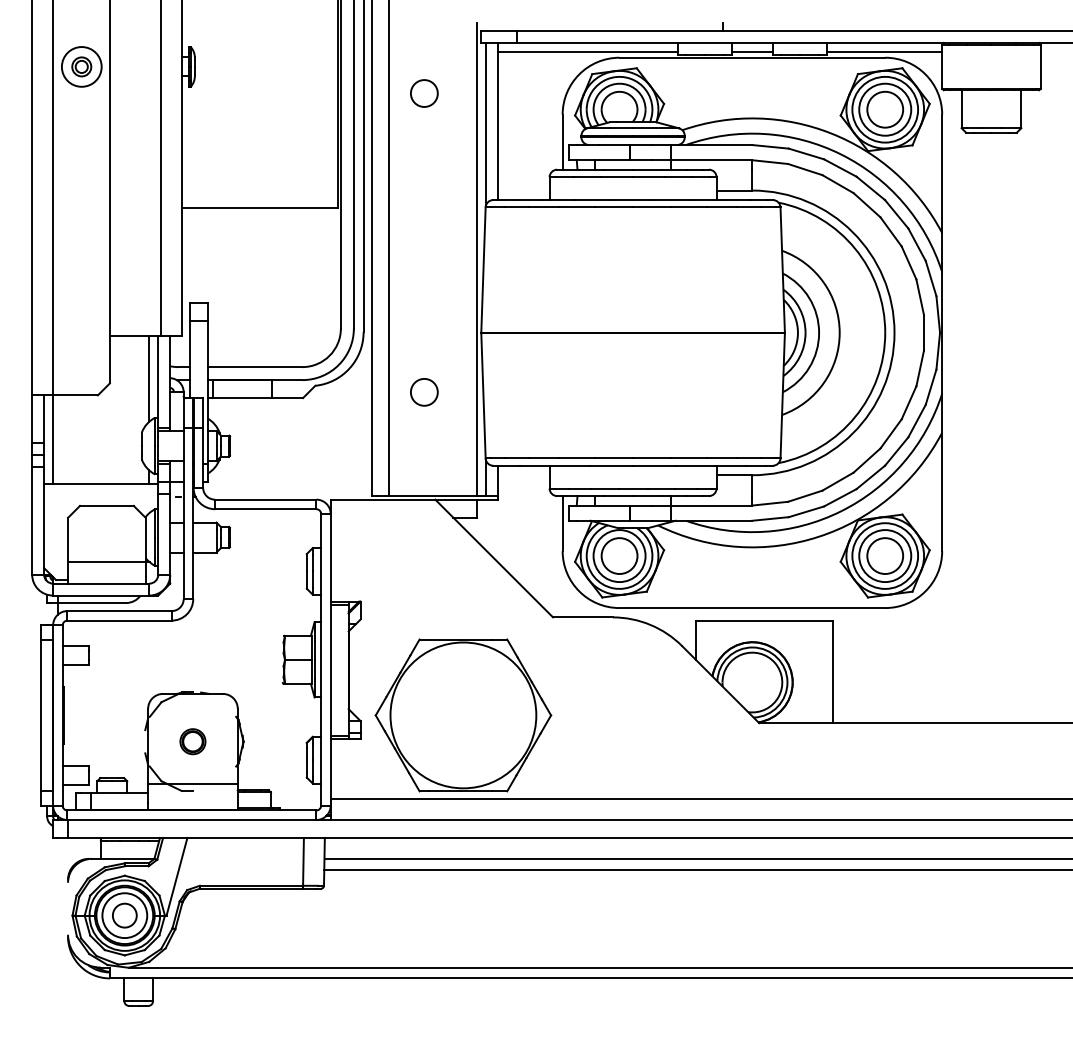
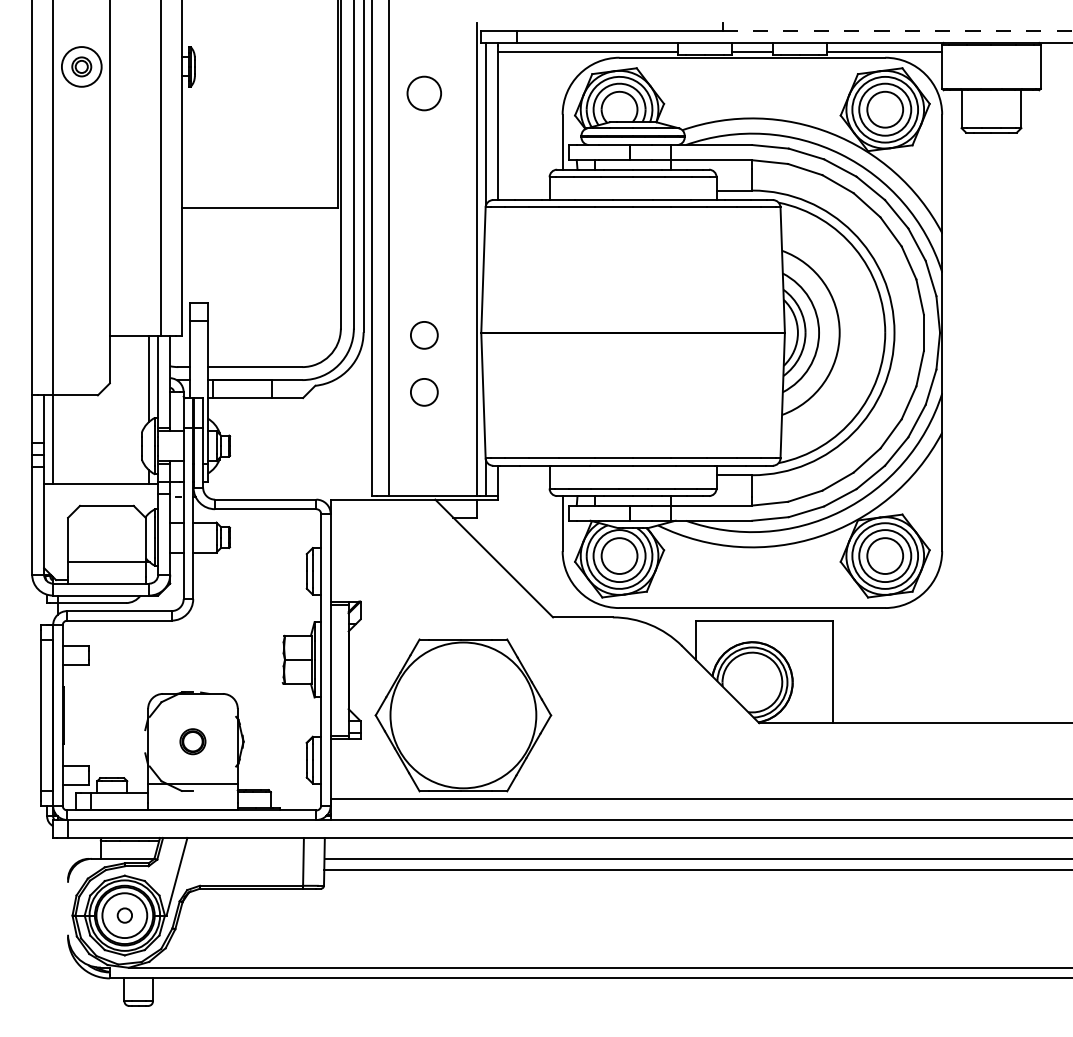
line: solid -> dashed (897, 31)
circle size: 29x29 px -> 36x37 px (423, 93)
circle: none -> present (424, 335)
circle size: 26x27 px -> 17x17 px (124, 915)
